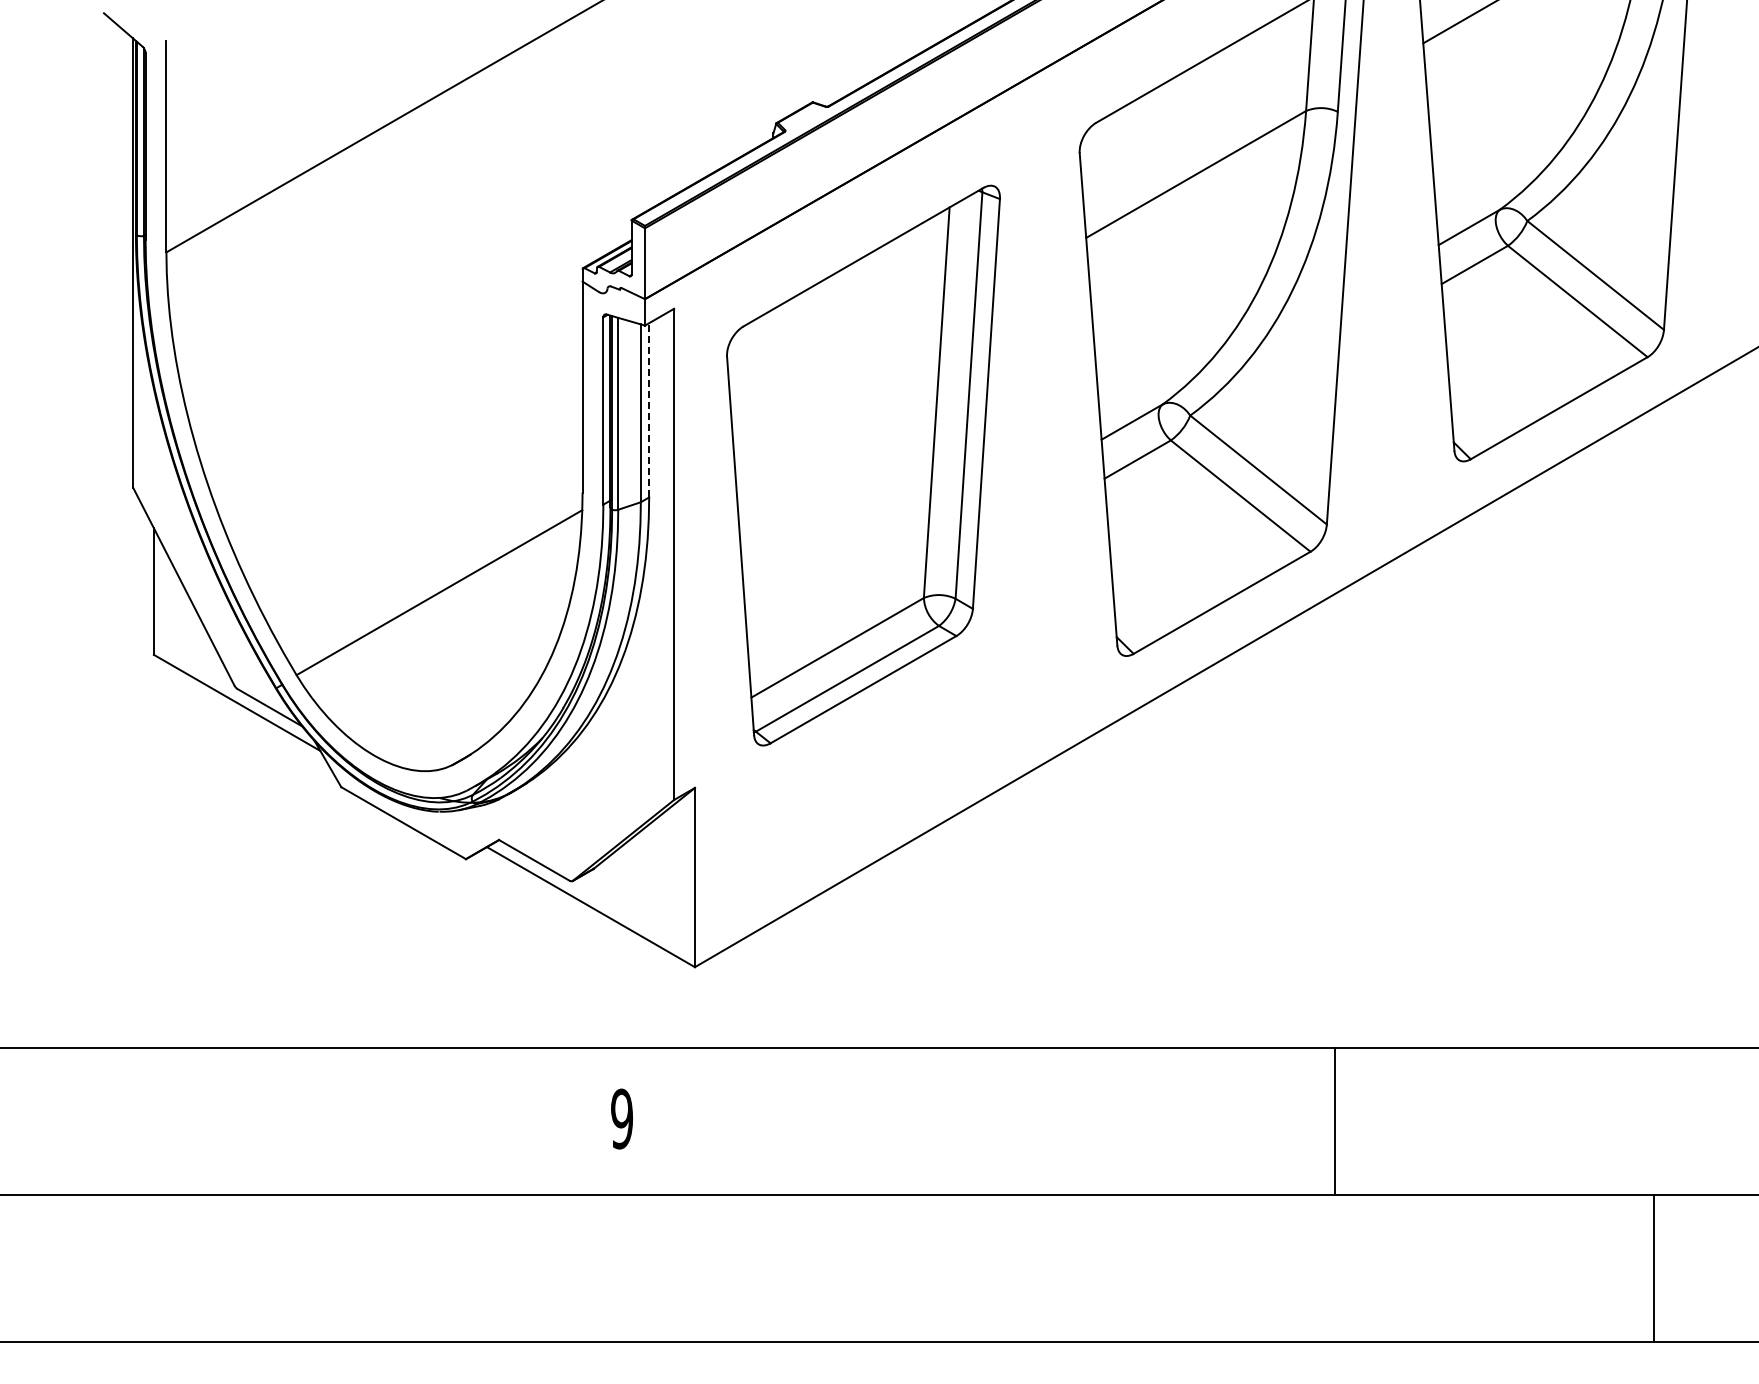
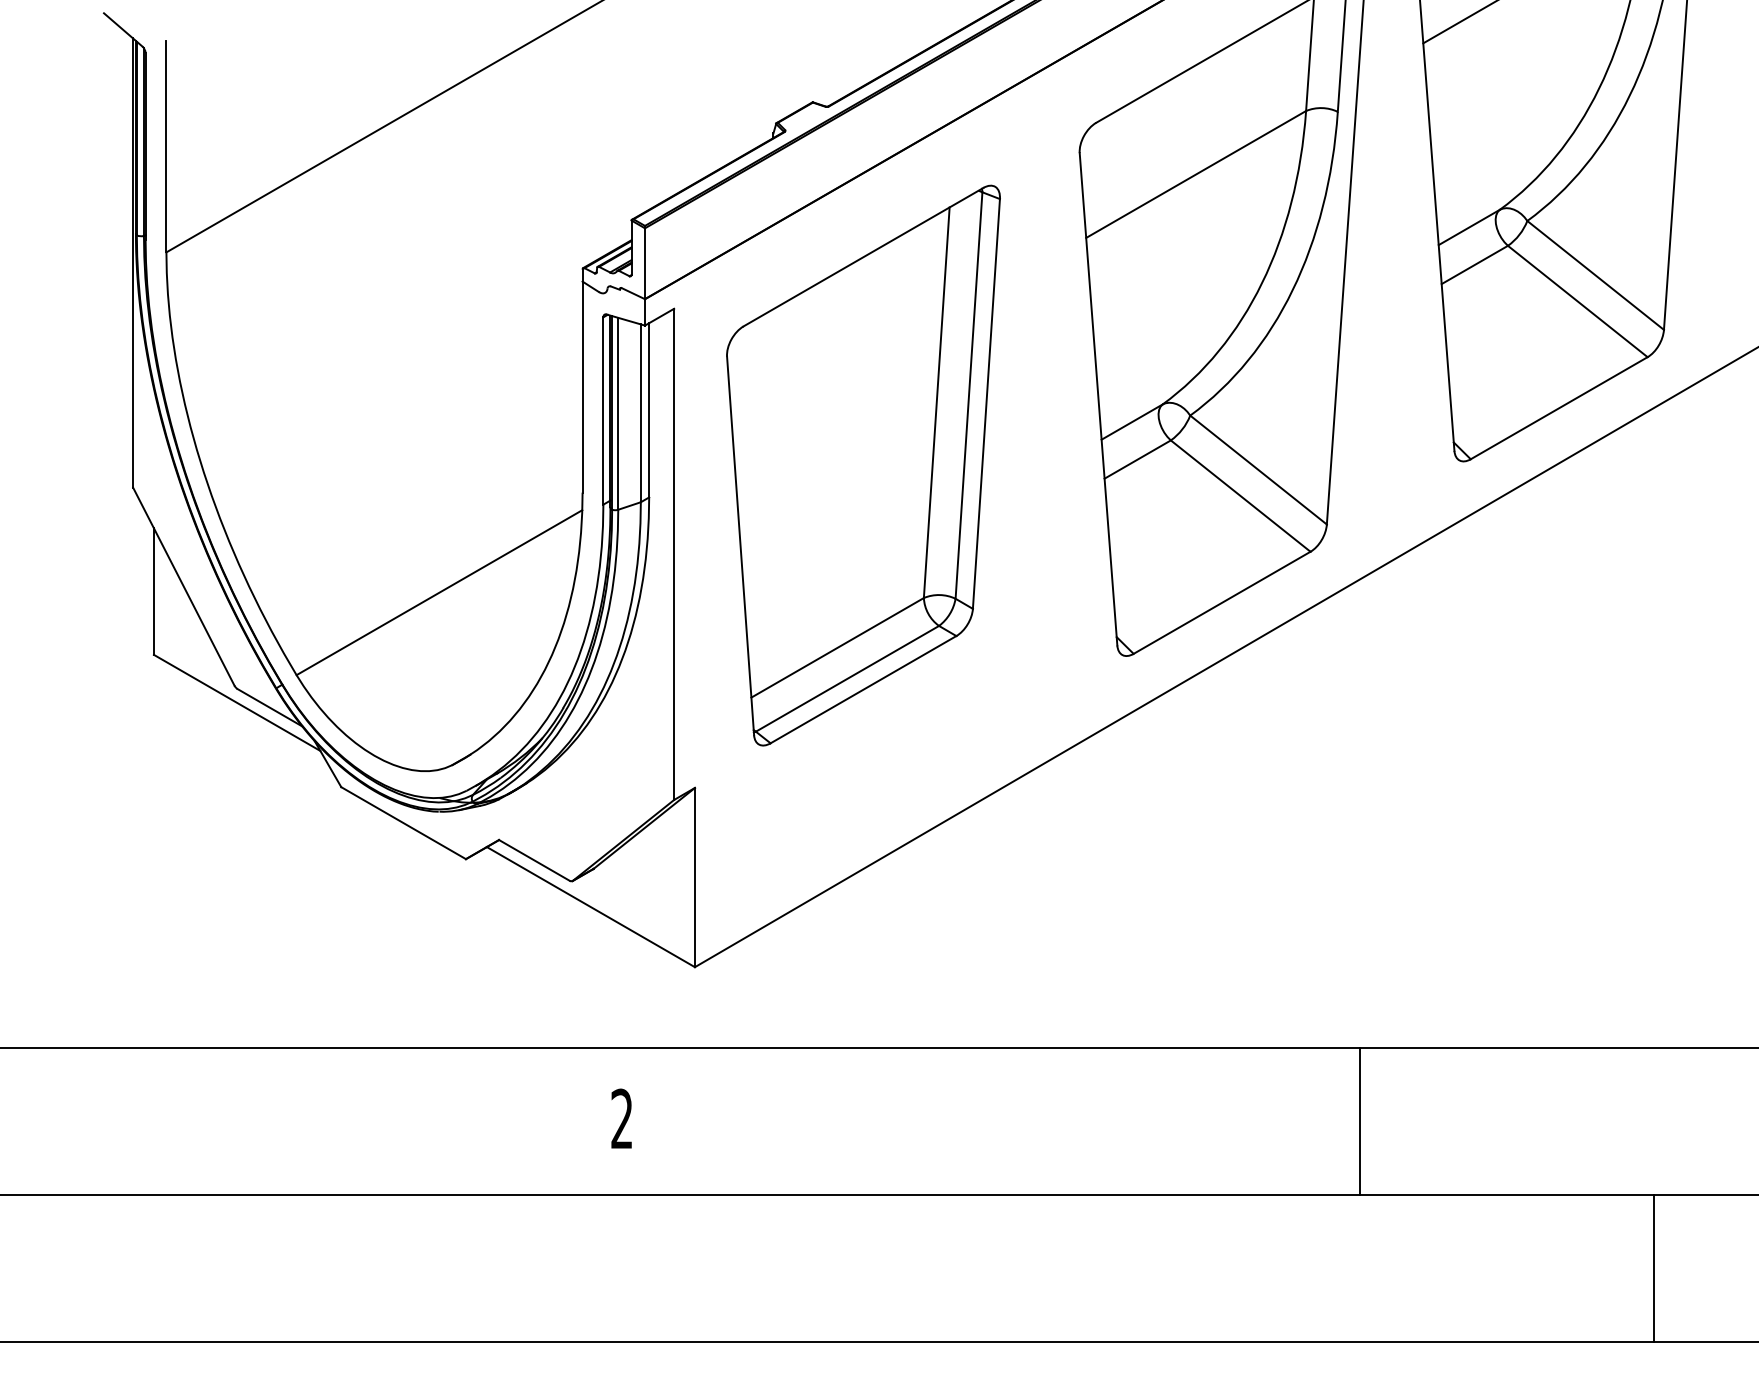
line: dashed -> solid (649, 409)
text: 9 -> 2 (621, 1118)
line position: (1334, 1121) -> (1359, 1121) (1359, 1121)
